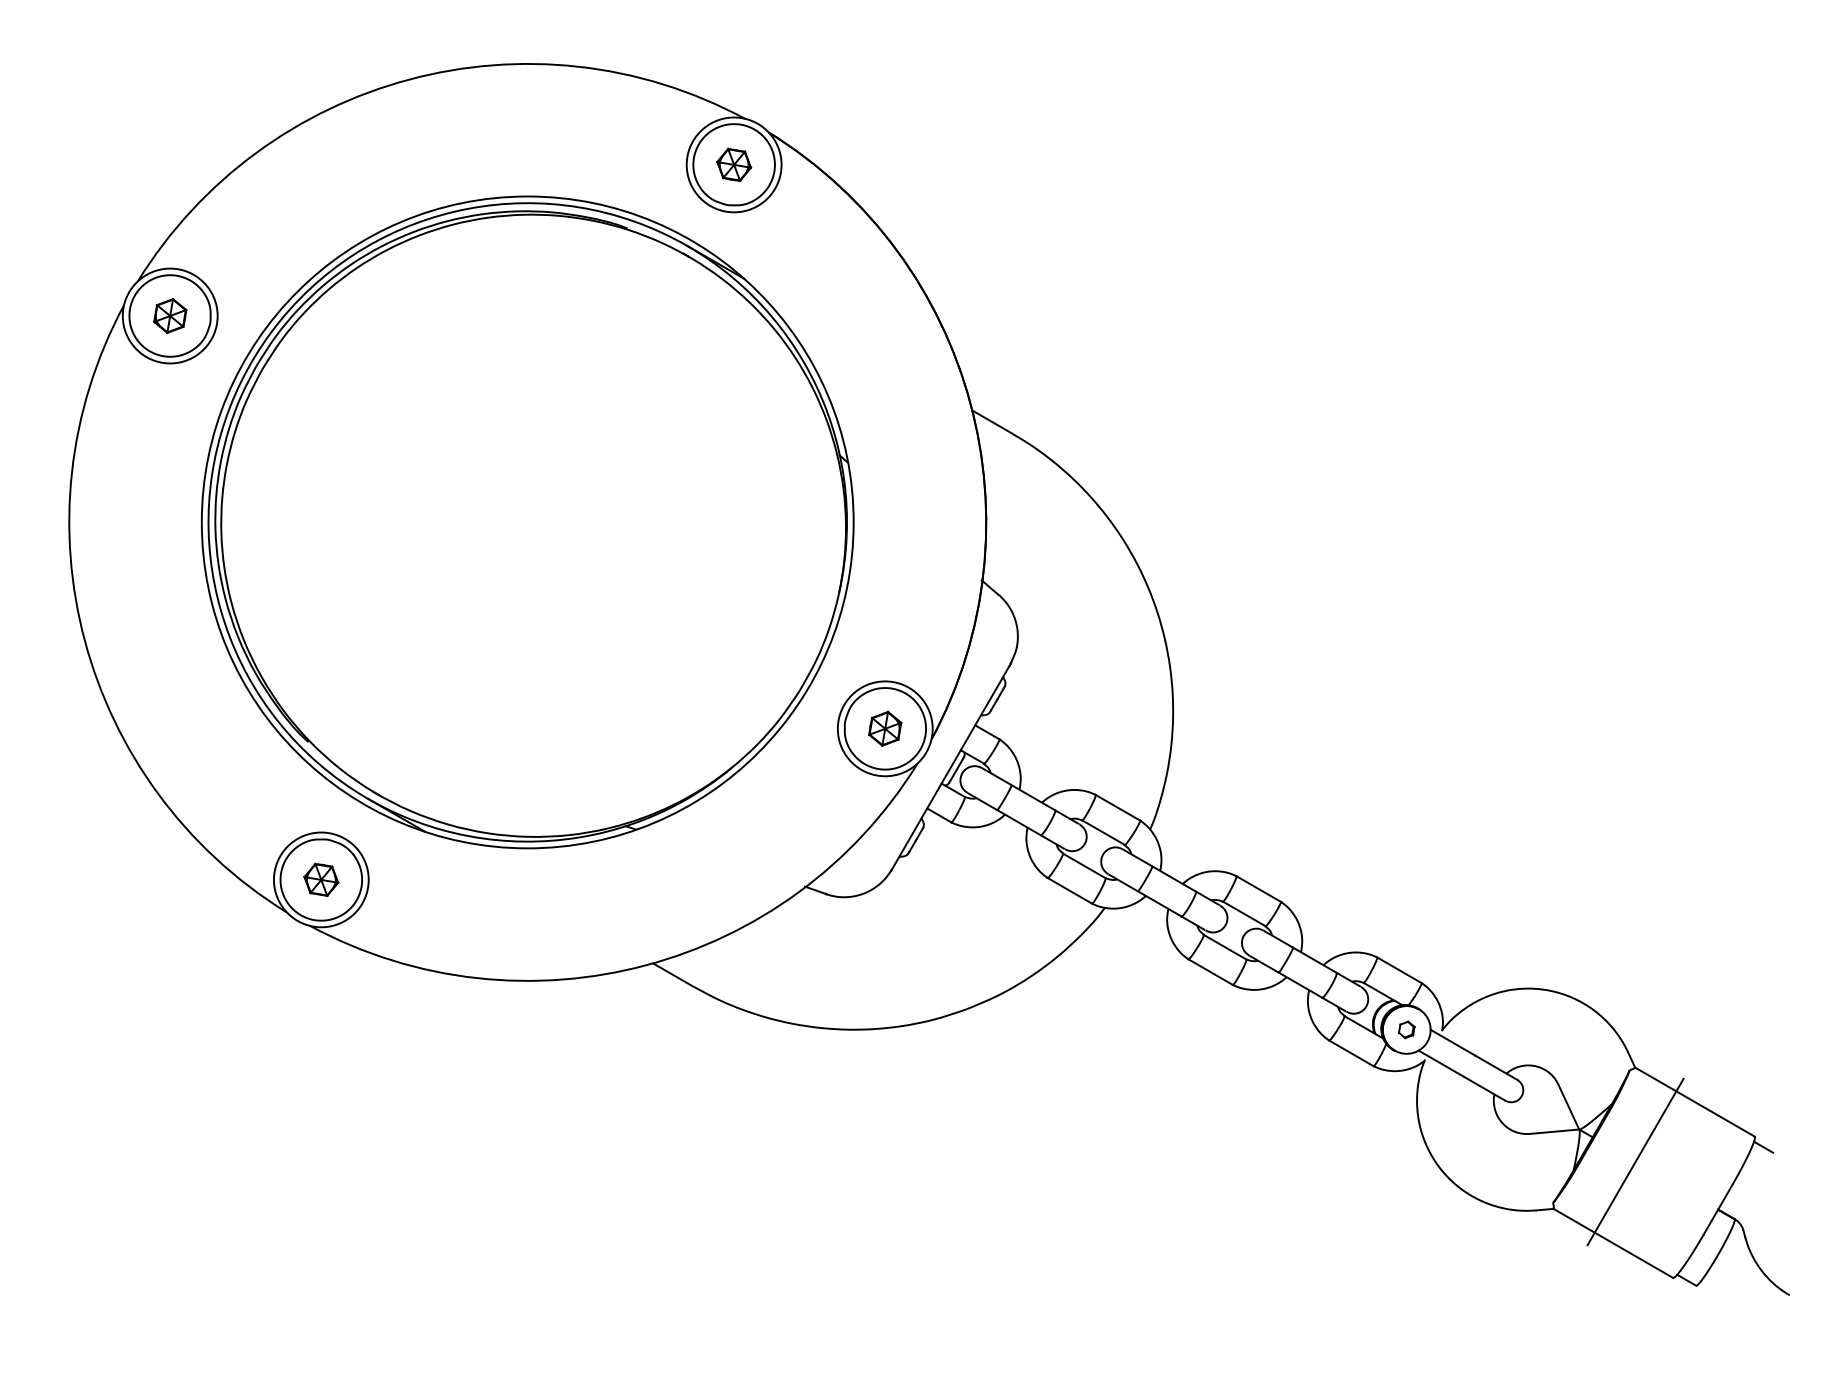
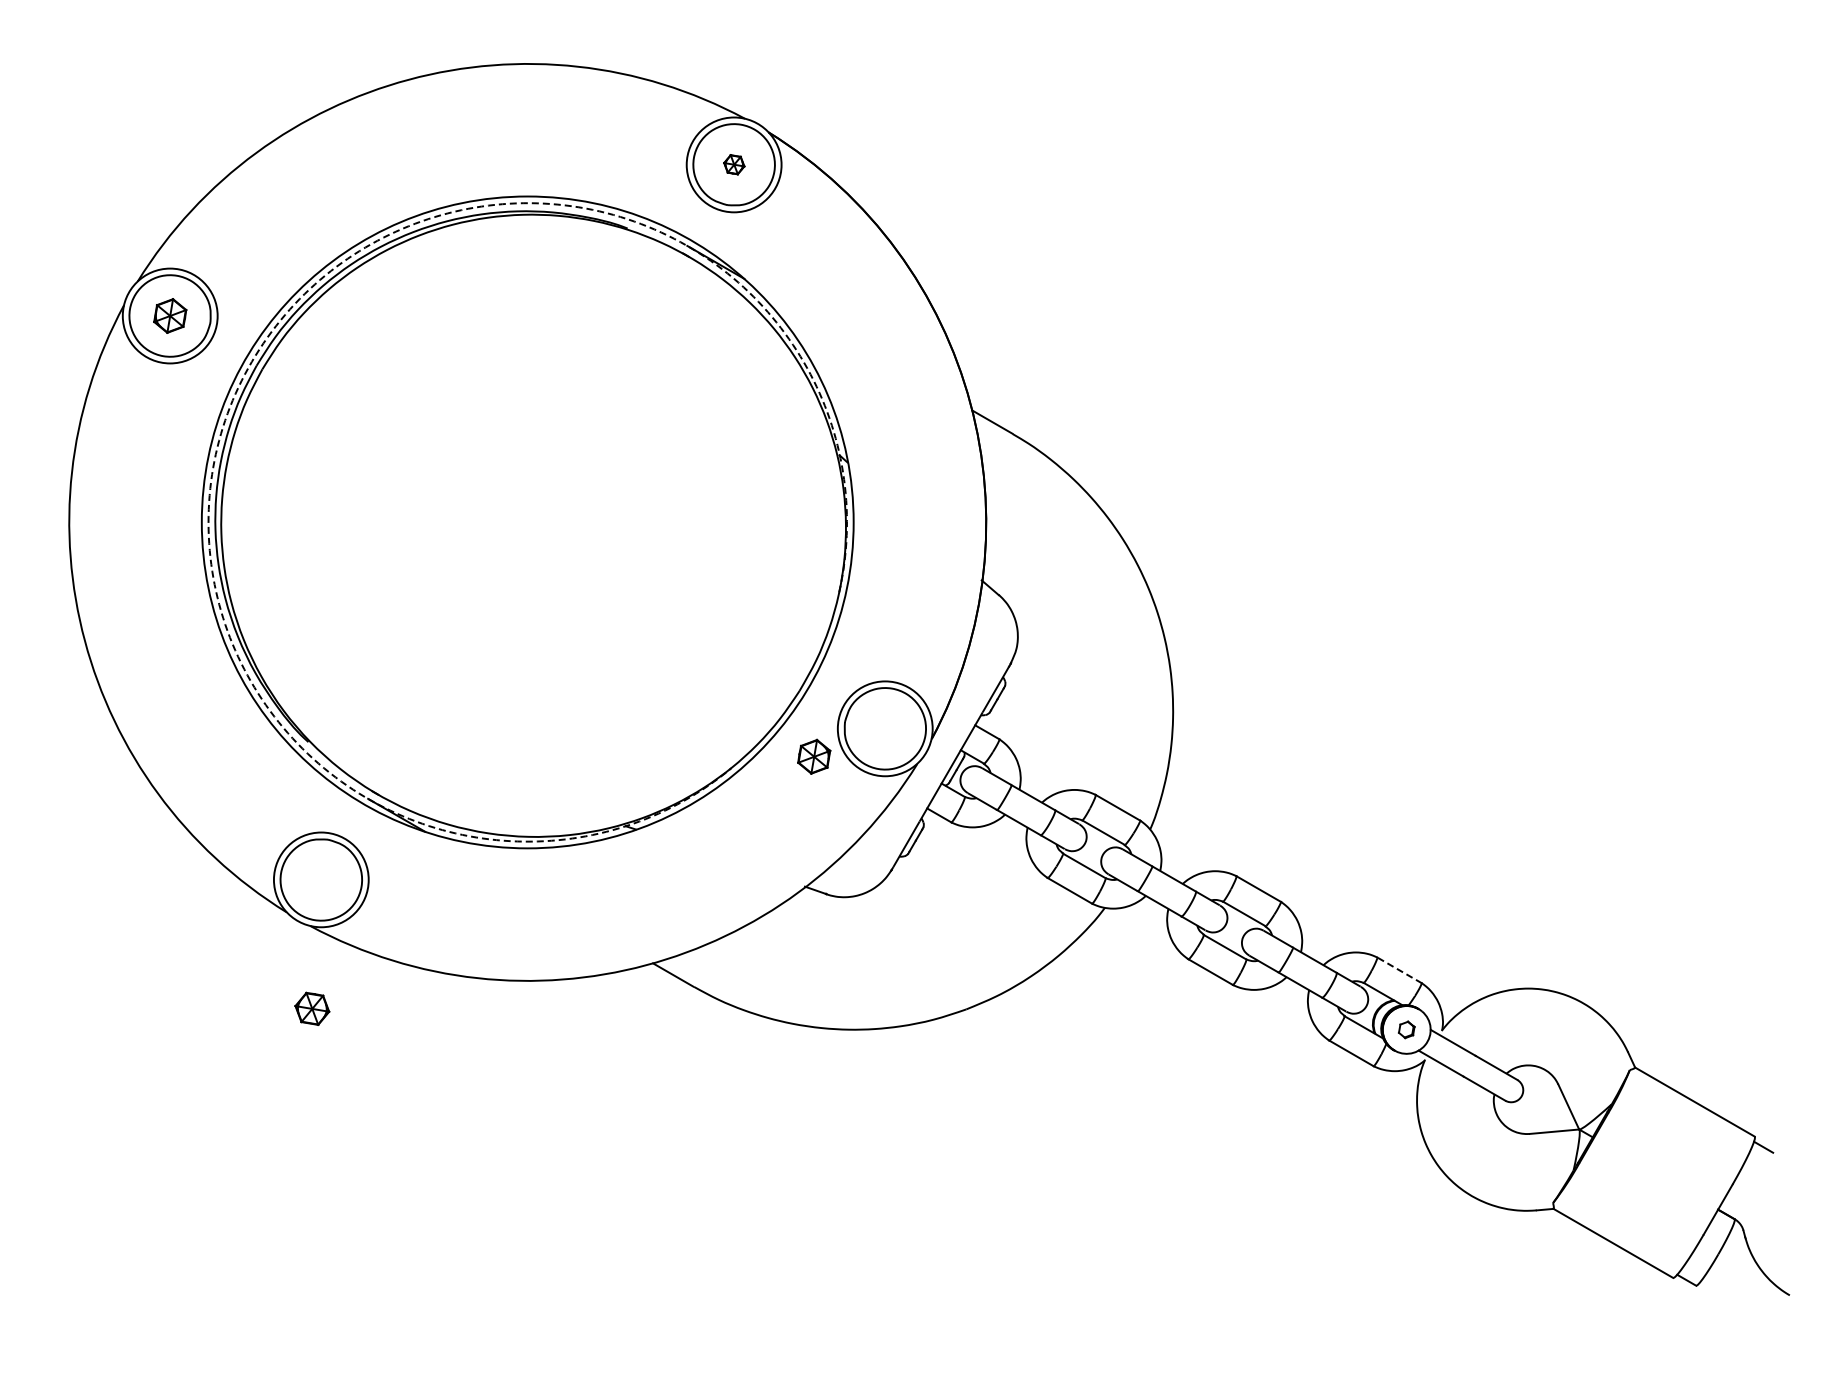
part size: 37x35 px -> 23x22 px (734, 164)
arc: solid -> dashed (255, 355)
part position: (885, 728) -> (814, 756) (814, 756)
part position: (321, 879) -> (312, 1008) (312, 1008)
line: solid -> dashed (1399, 970)
line: present -> none (1635, 1161)
